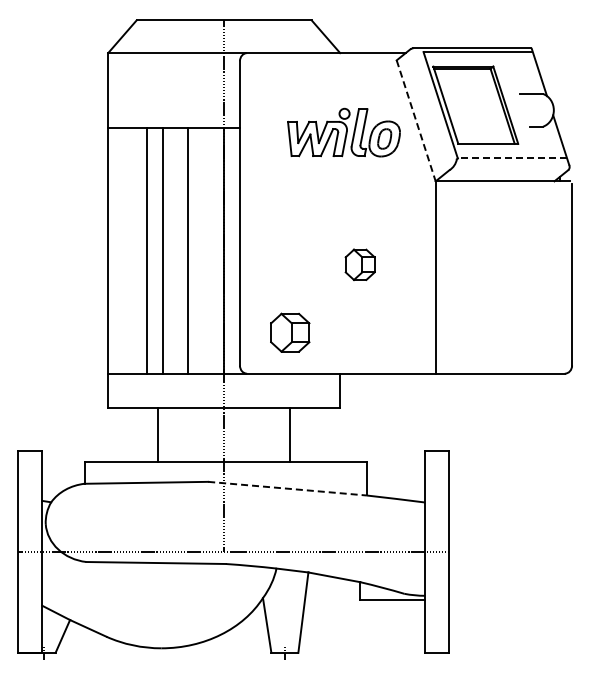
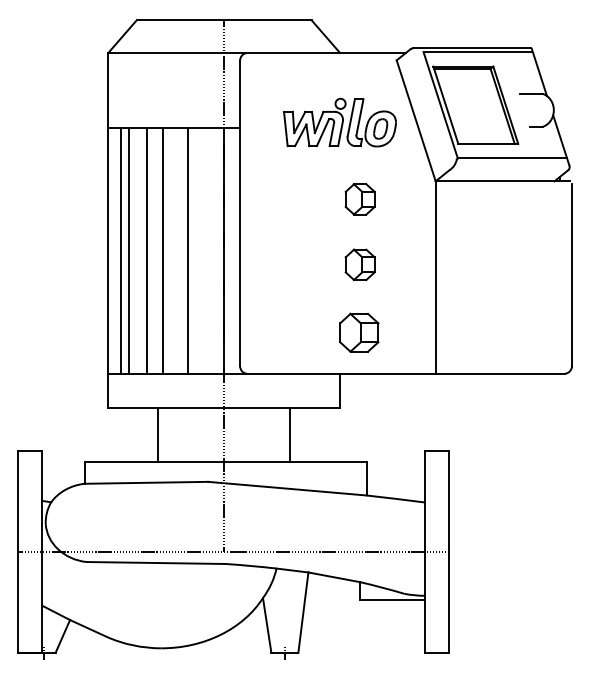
line: dashed -> solid (416, 120)
part position: (343, 132) -> (339, 122) (339, 122)
line: dashed -> solid (512, 158)
part: none -> present (359, 199)
line: none -> present (120, 250)
line: none -> present (129, 250)
part position: (290, 332) -> (359, 332) (359, 332)
line: dashed -> solid (287, 488)
